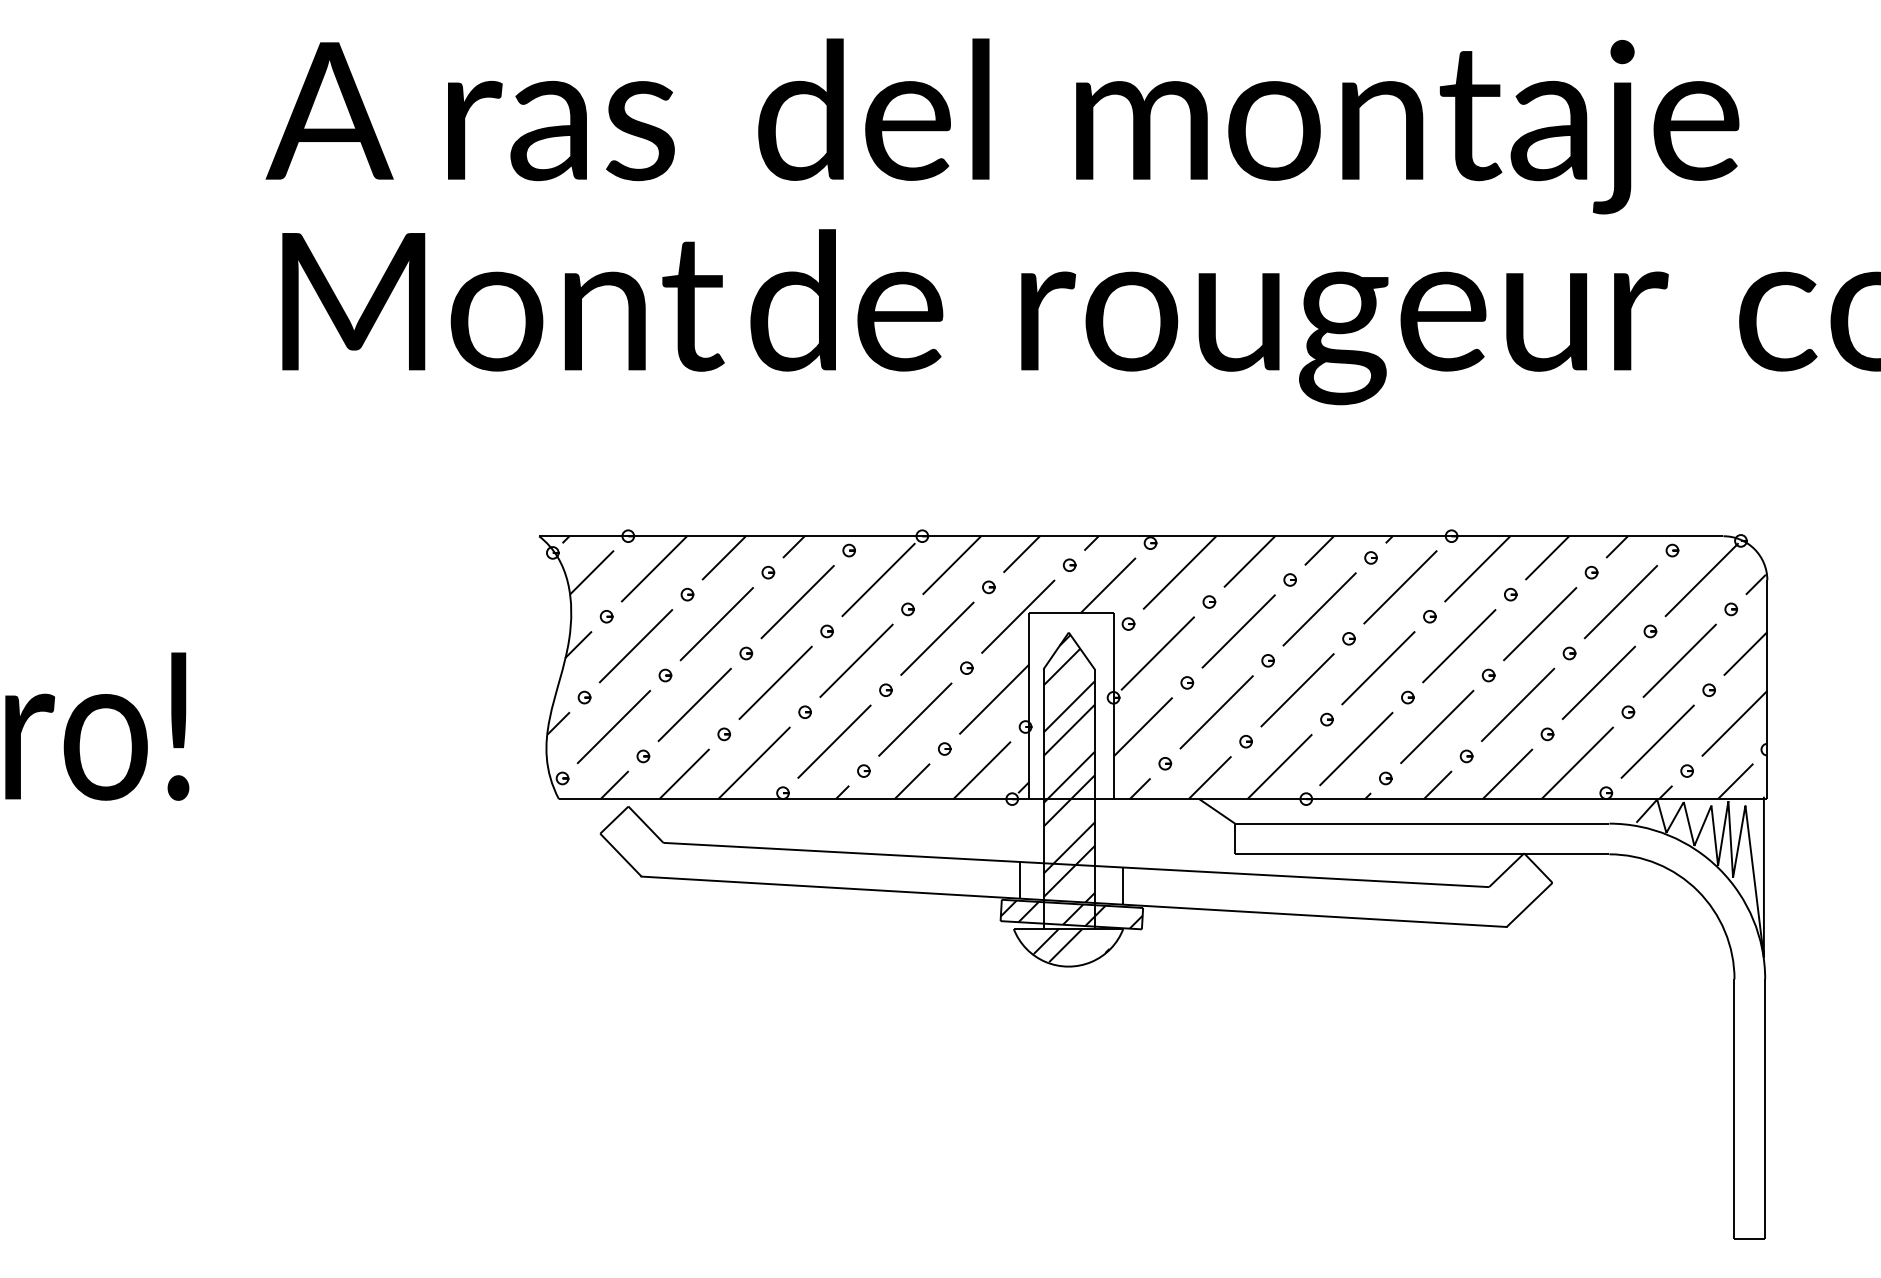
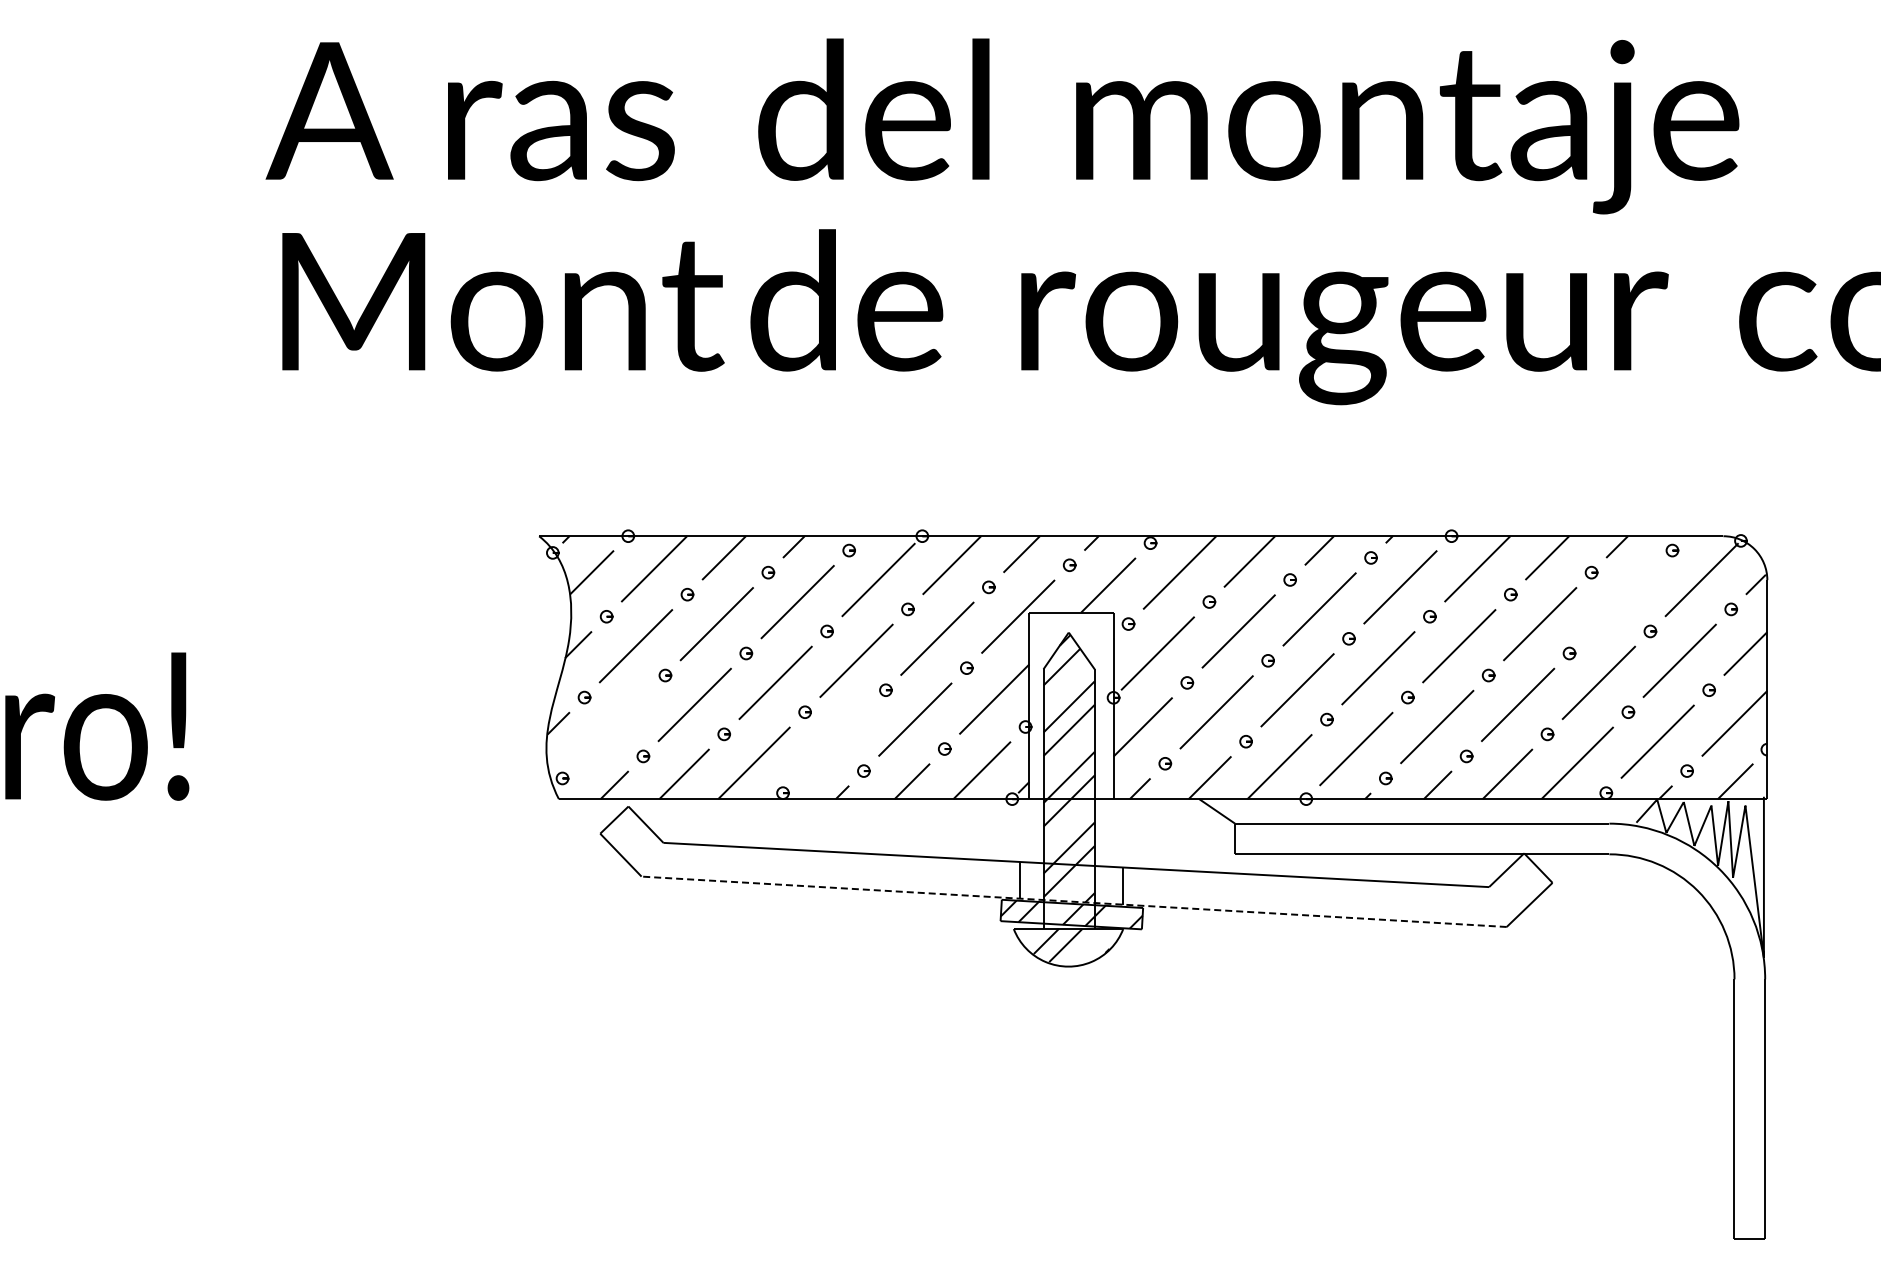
line: present -> none (1620, 602)
line: present -> none (613, 727)
line: present -> none (834, 741)
line: solid -> dashed (1073, 901)
